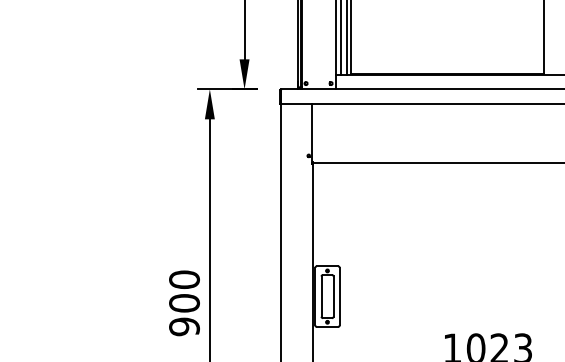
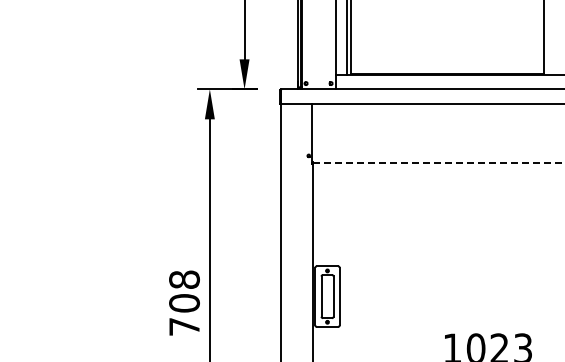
line: present -> none (341, 38)
line: solid -> dashed (438, 163)
text: 900 -> 708 (184, 303)
